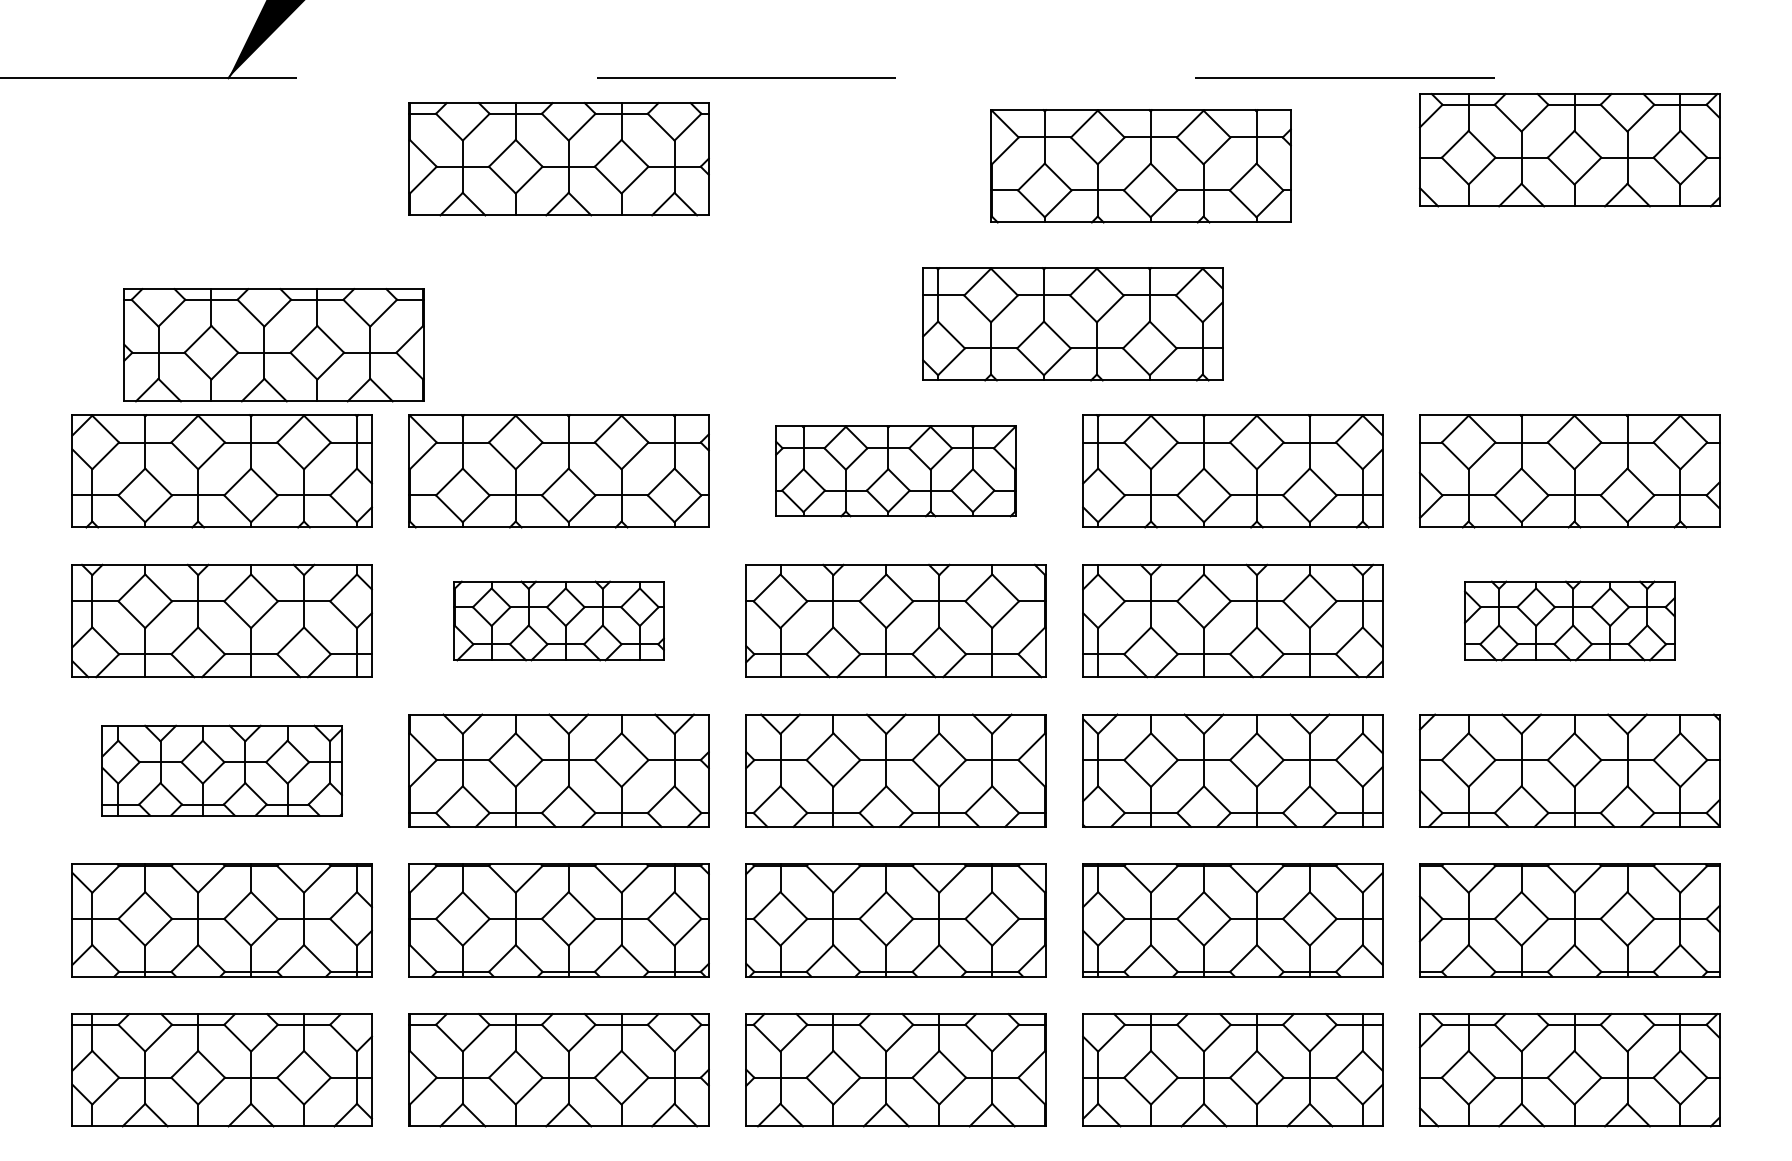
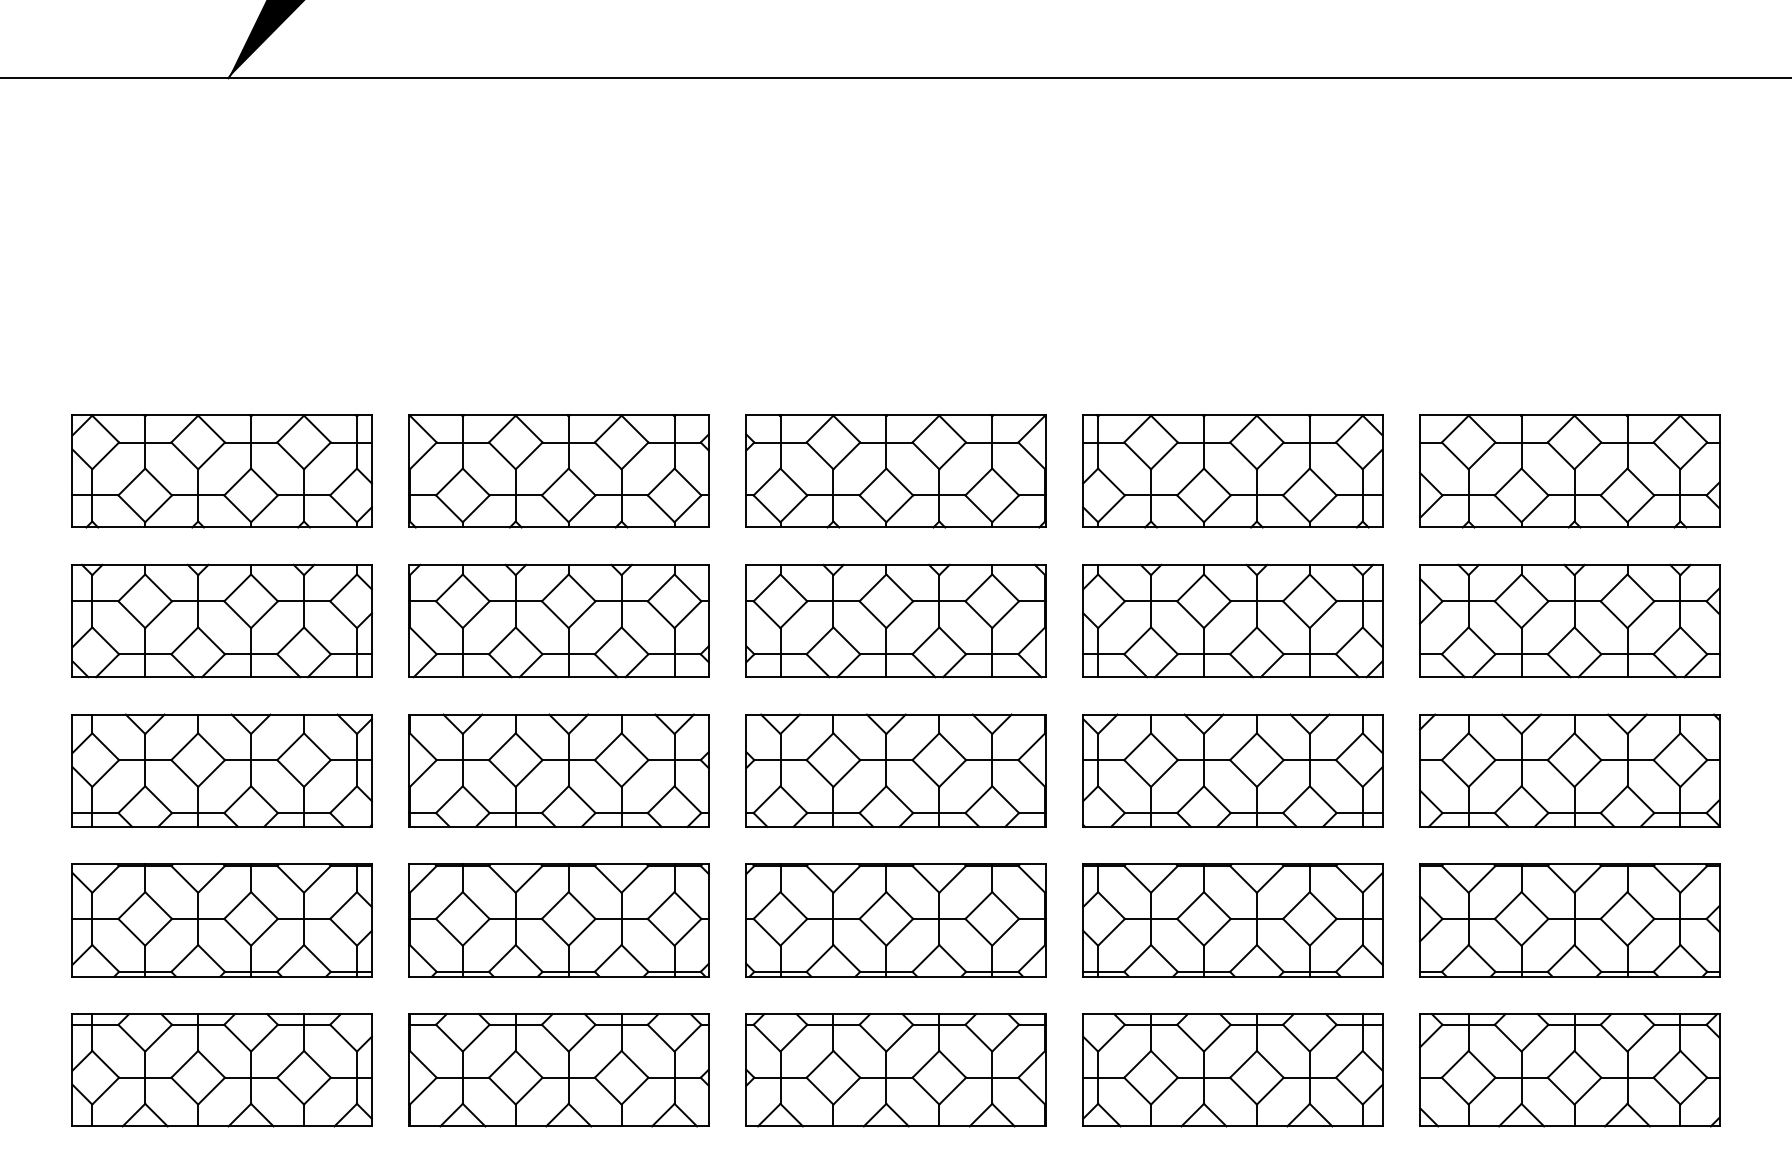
line: dashed -> solid (896, 78)
part: present -> none (1569, 150)
part: present -> none (558, 159)
part: present -> none (1140, 166)
part: present -> none (1072, 324)
part: present -> none (273, 345)
part size: 242x93 px -> 302x115 px (895, 471)
part size: 212x82 px -> 302x116 px (558, 620)
part size: 212x82 px -> 302x116 px (1569, 620)
part size: 242x93 px -> 302x115 px (221, 770)
